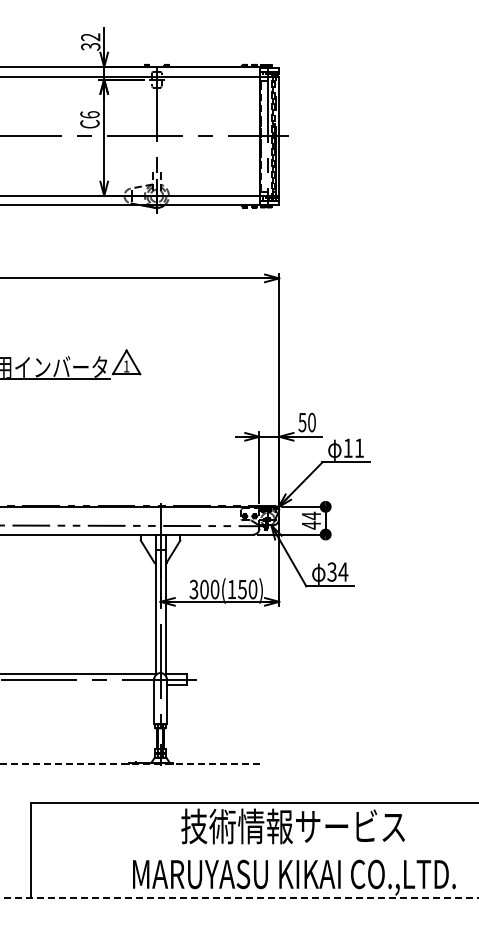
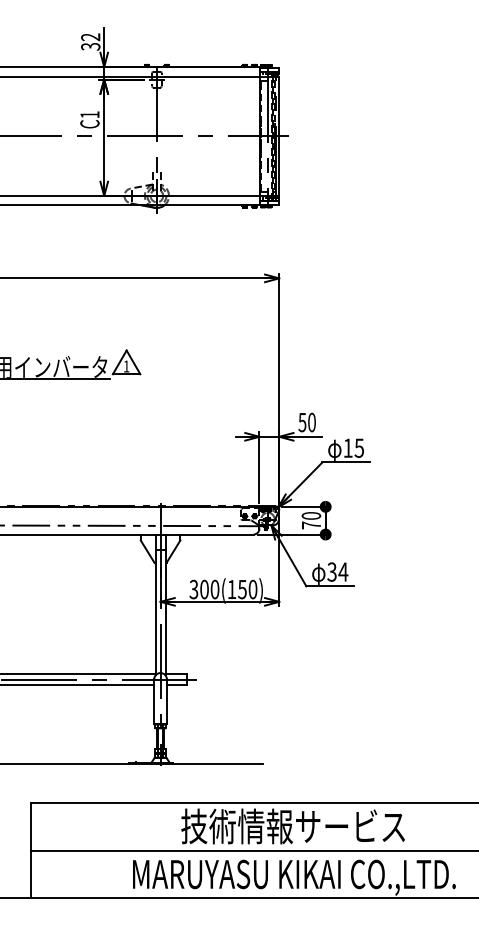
text: C6 -> C1 (89, 114)
text: 11 -> 15 (358, 447)
text: 44 -> 70 (311, 520)
line: none -> present (78, 684)
line: dashed -> solid (132, 764)
line: none -> present (252, 850)
line: dashed -> solid (239, 898)
